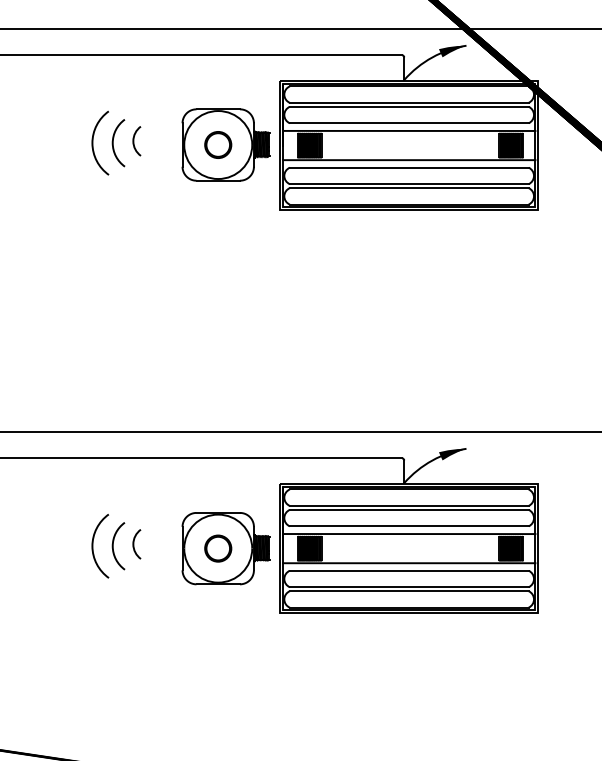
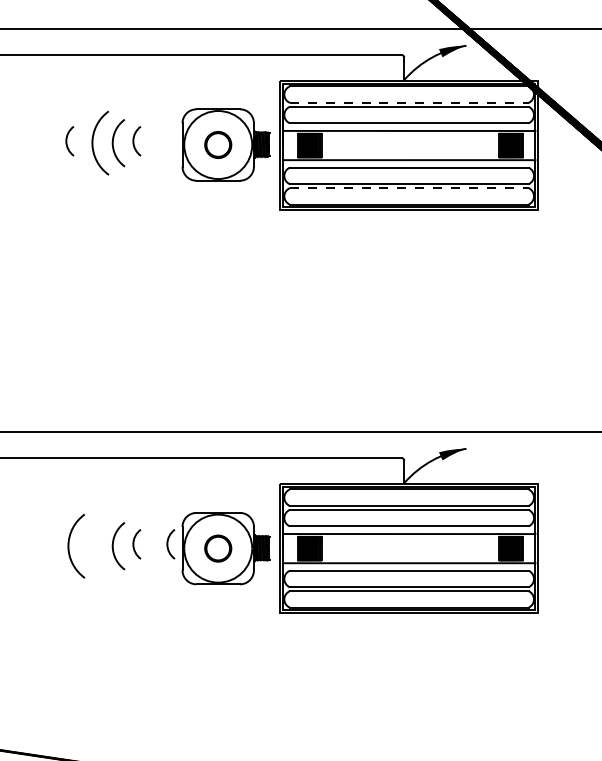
line: solid -> dashed (409, 102)
arc: none -> present (67, 141)
line: solid -> dashed (409, 188)
arc: none -> present (168, 544)
arc position: (93, 546) -> (69, 546) (69, 546)
